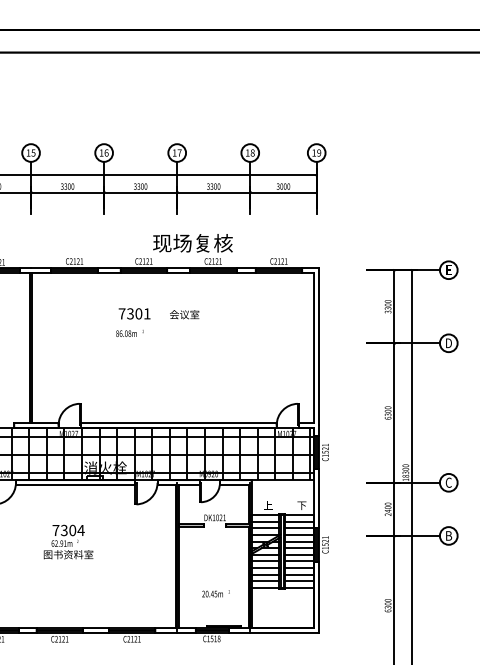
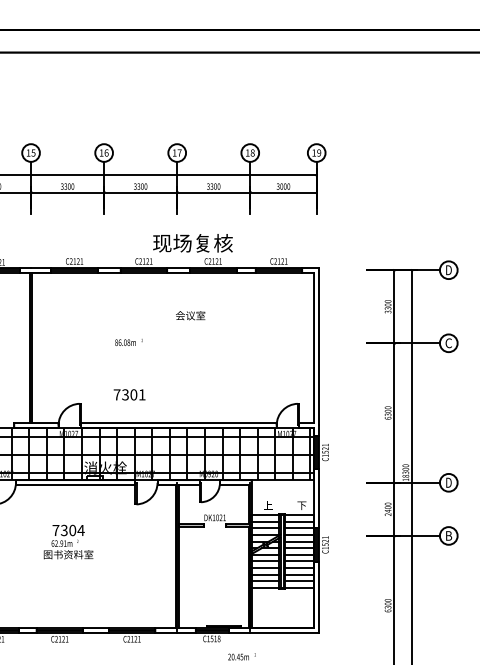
text: E -> D (448, 270)
text position: (134, 313) -> (129, 394) (129, 394)
text position: (184, 314) -> (190, 315) (190, 315)
text position: (129, 333) -> (128, 342) (128, 342)
text: D -> C (448, 343)
text: C -> D (448, 482)
text position: (215, 593) -> (241, 656) (241, 656)
